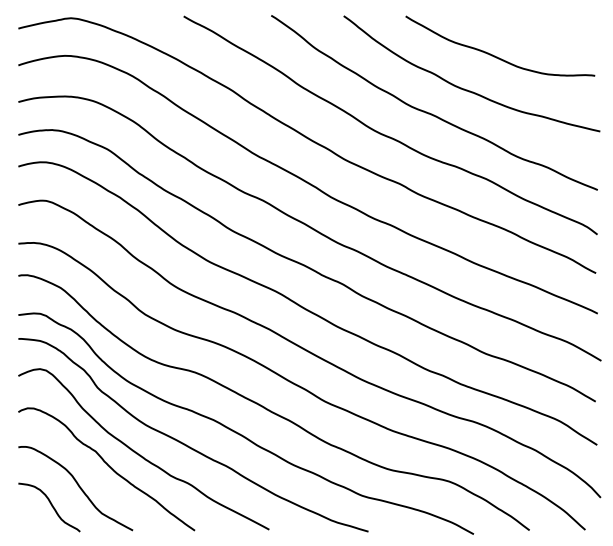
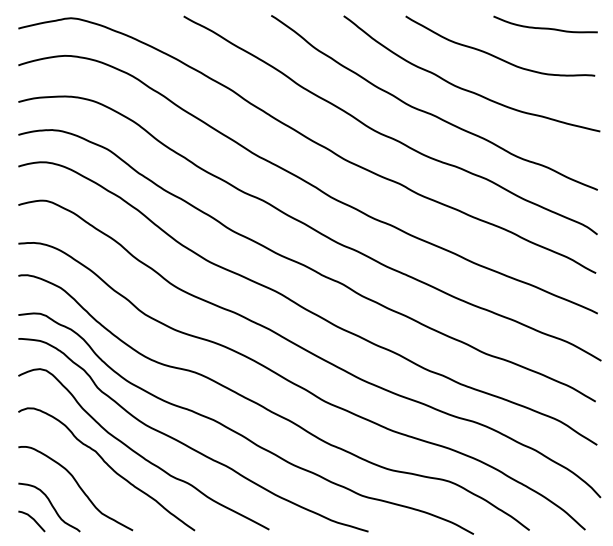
curve: none -> present (545, 27)
curve: none -> present (32, 519)
